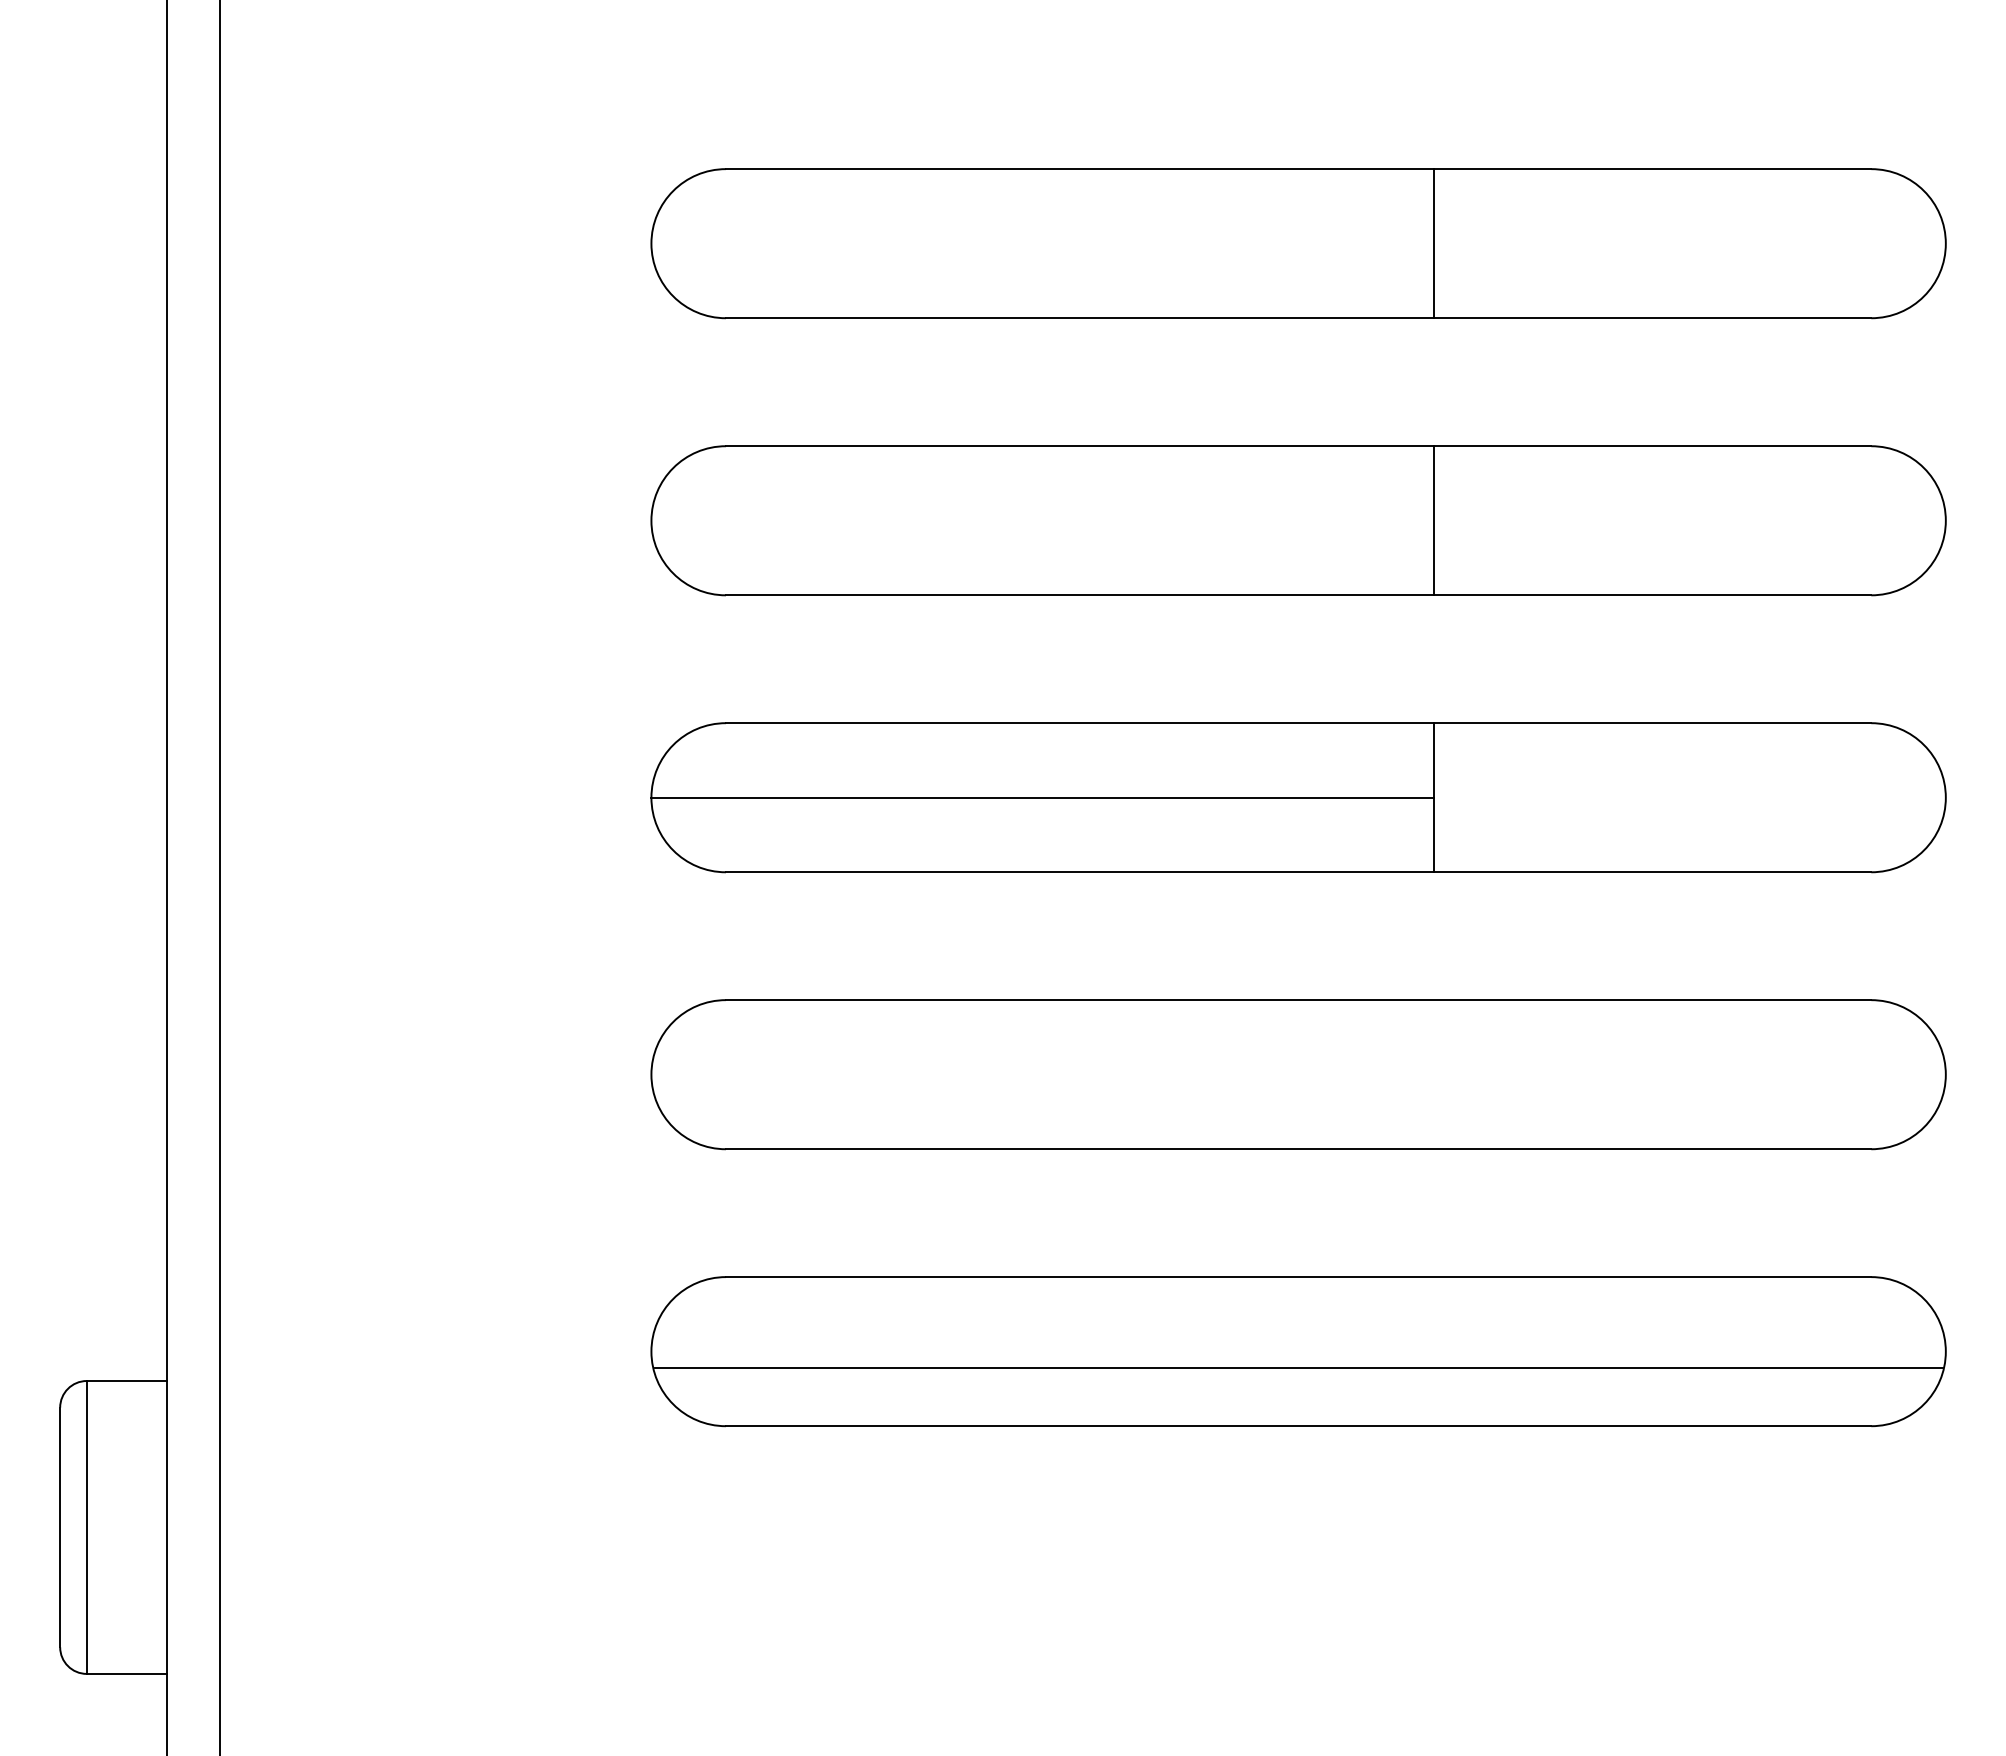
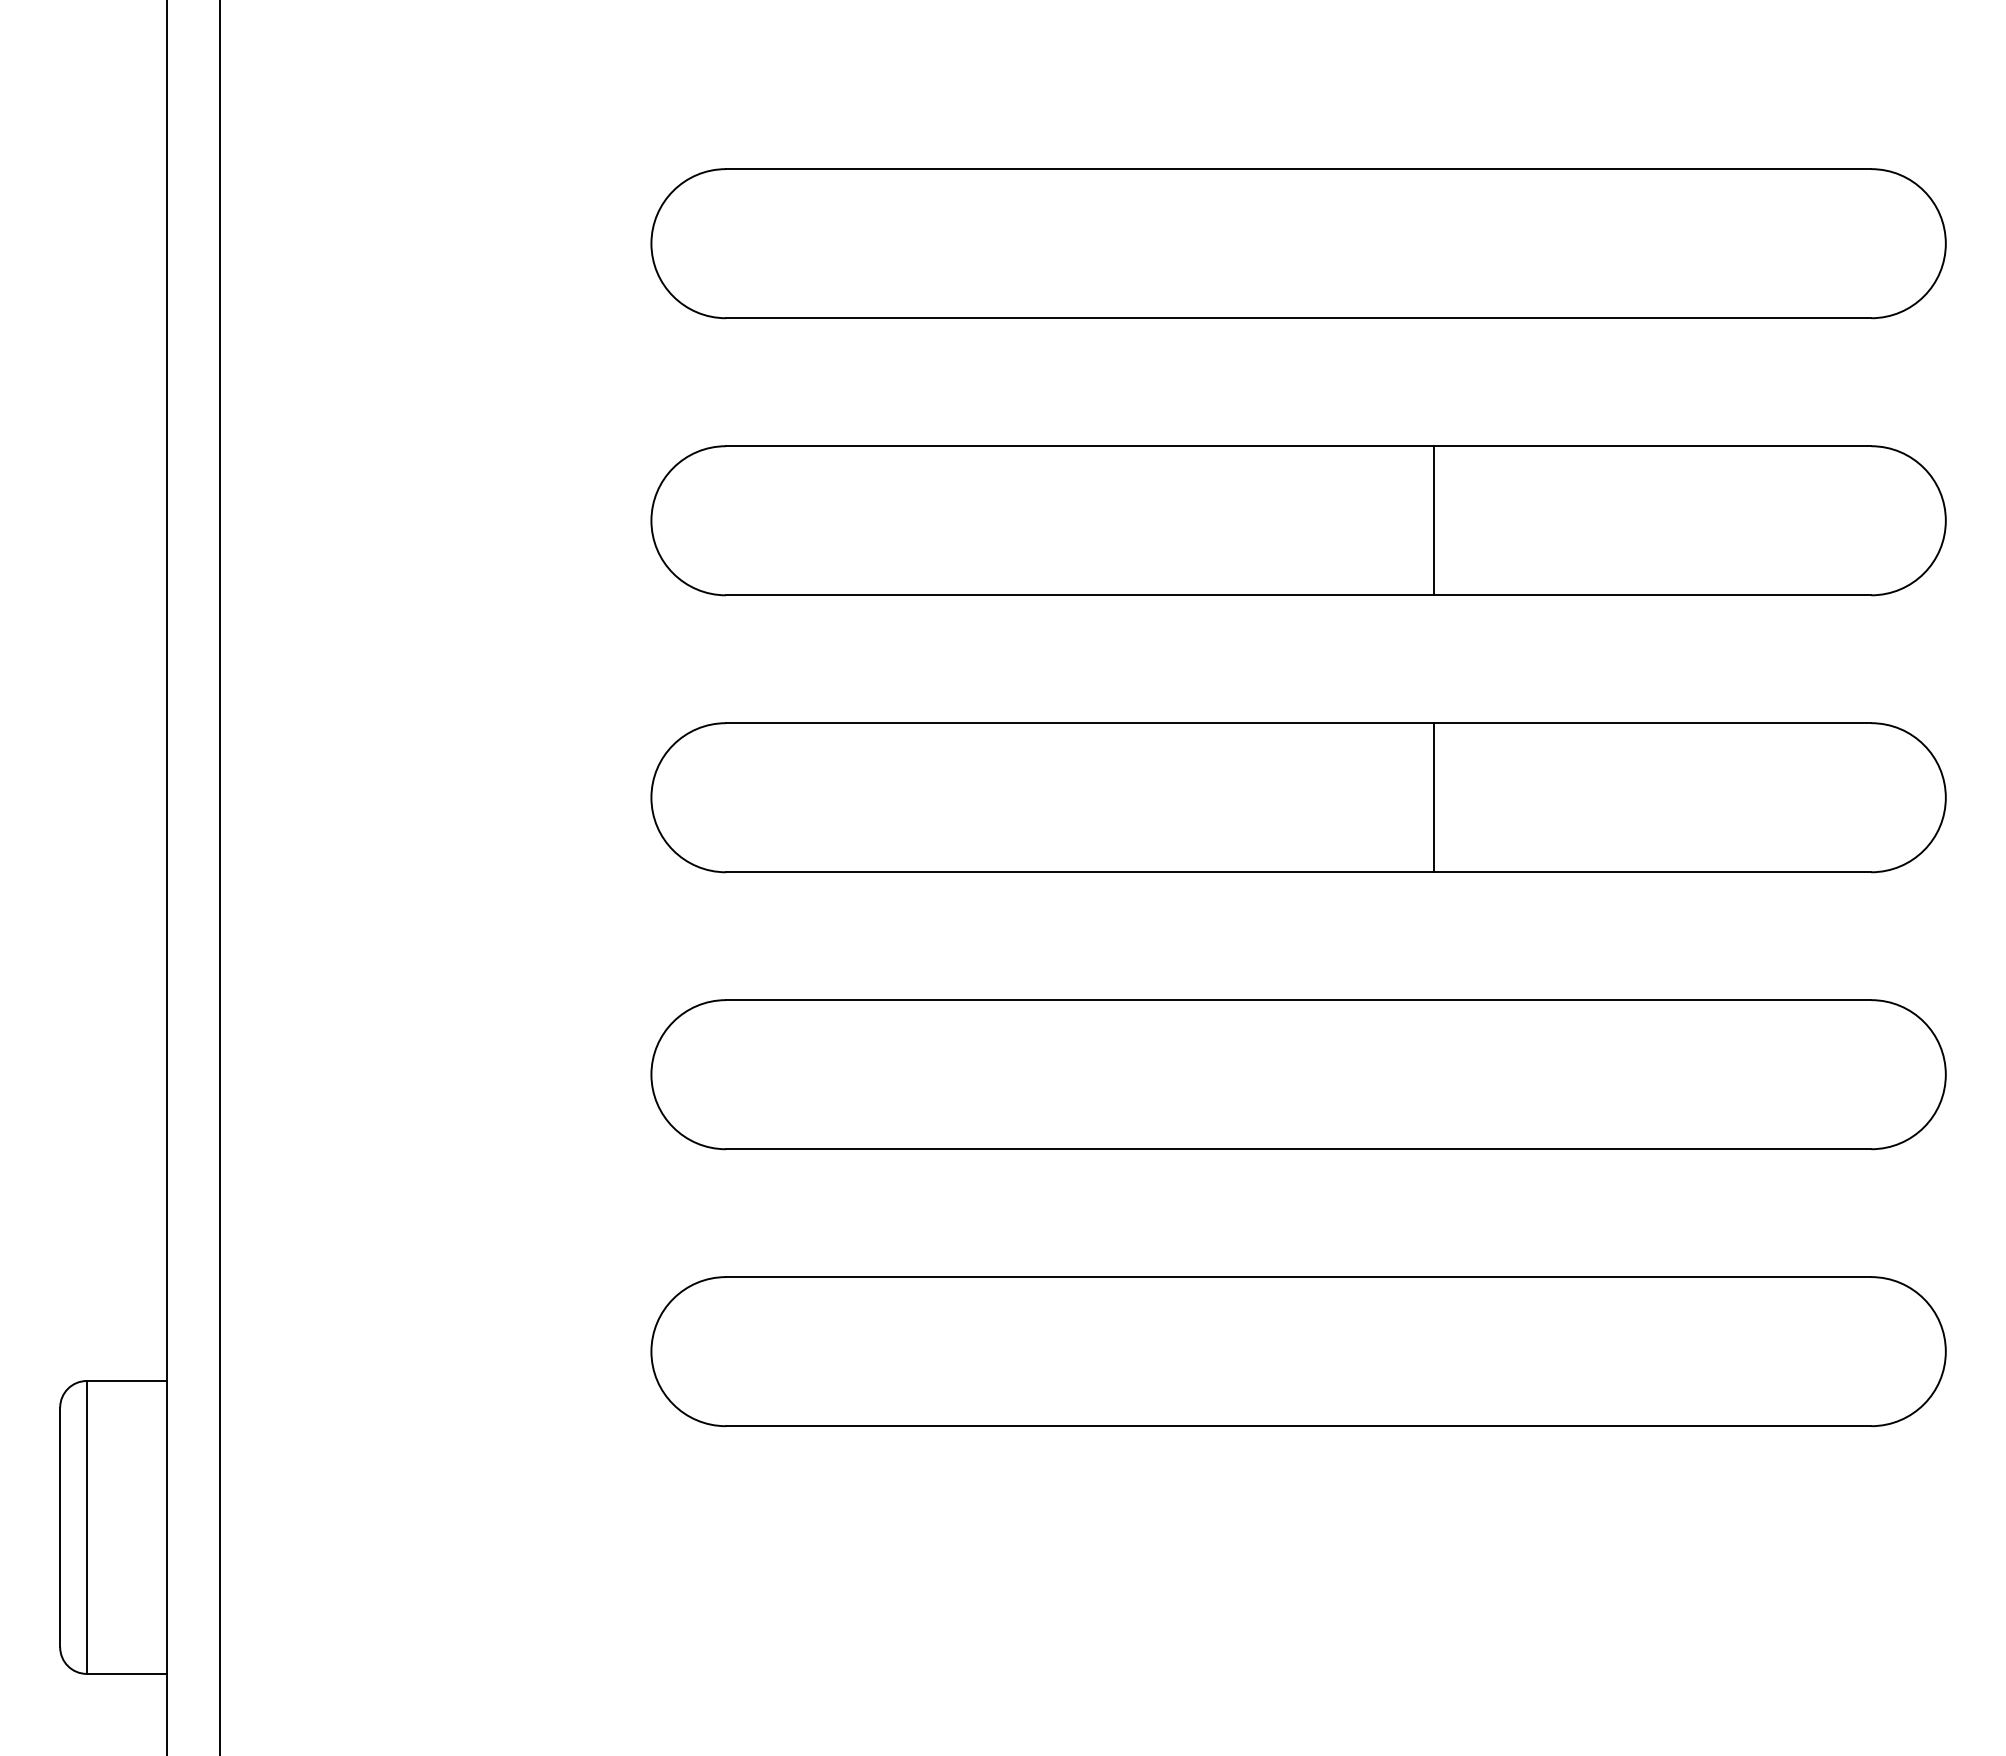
line: present -> none (1434, 243)
line: present -> none (1042, 797)
line: present -> none (1298, 1367)
